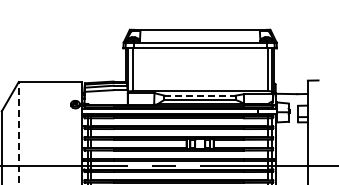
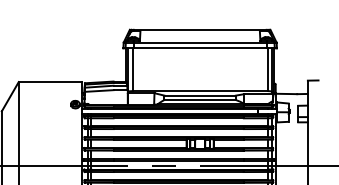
line: dashed -> solid (200, 95)
line: dashed -> solid (18, 132)
